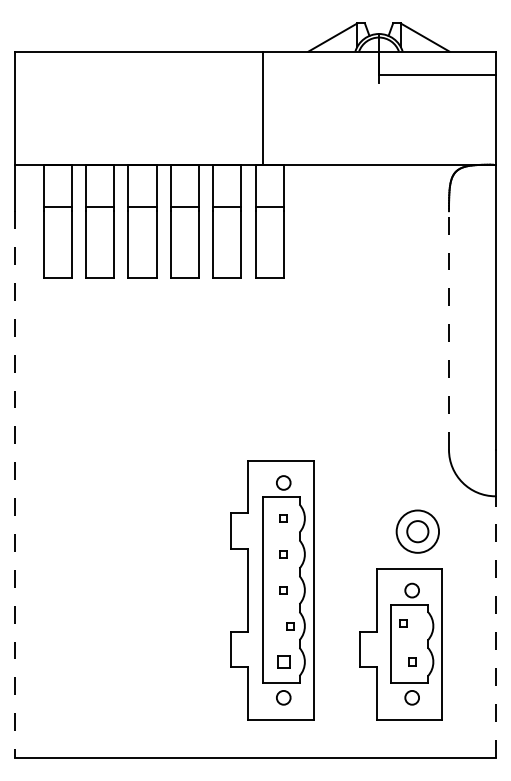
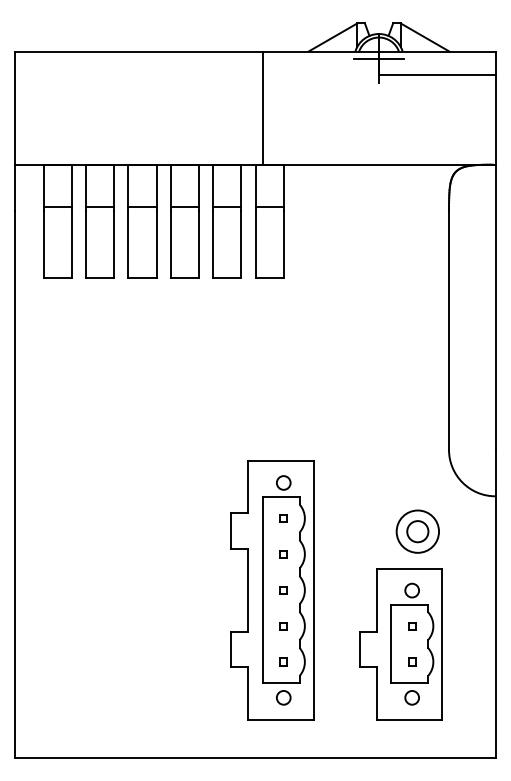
line: none -> present (378, 58)
line: dashed -> solid (448, 330)
line: dashed -> solid (15, 484)
part position: (403, 623) -> (412, 626) (412, 626)
part position: (290, 626) -> (283, 626) (283, 626)
line: dashed -> solid (495, 626)
part size: 14x14 px -> 9x10 px (283, 661)
